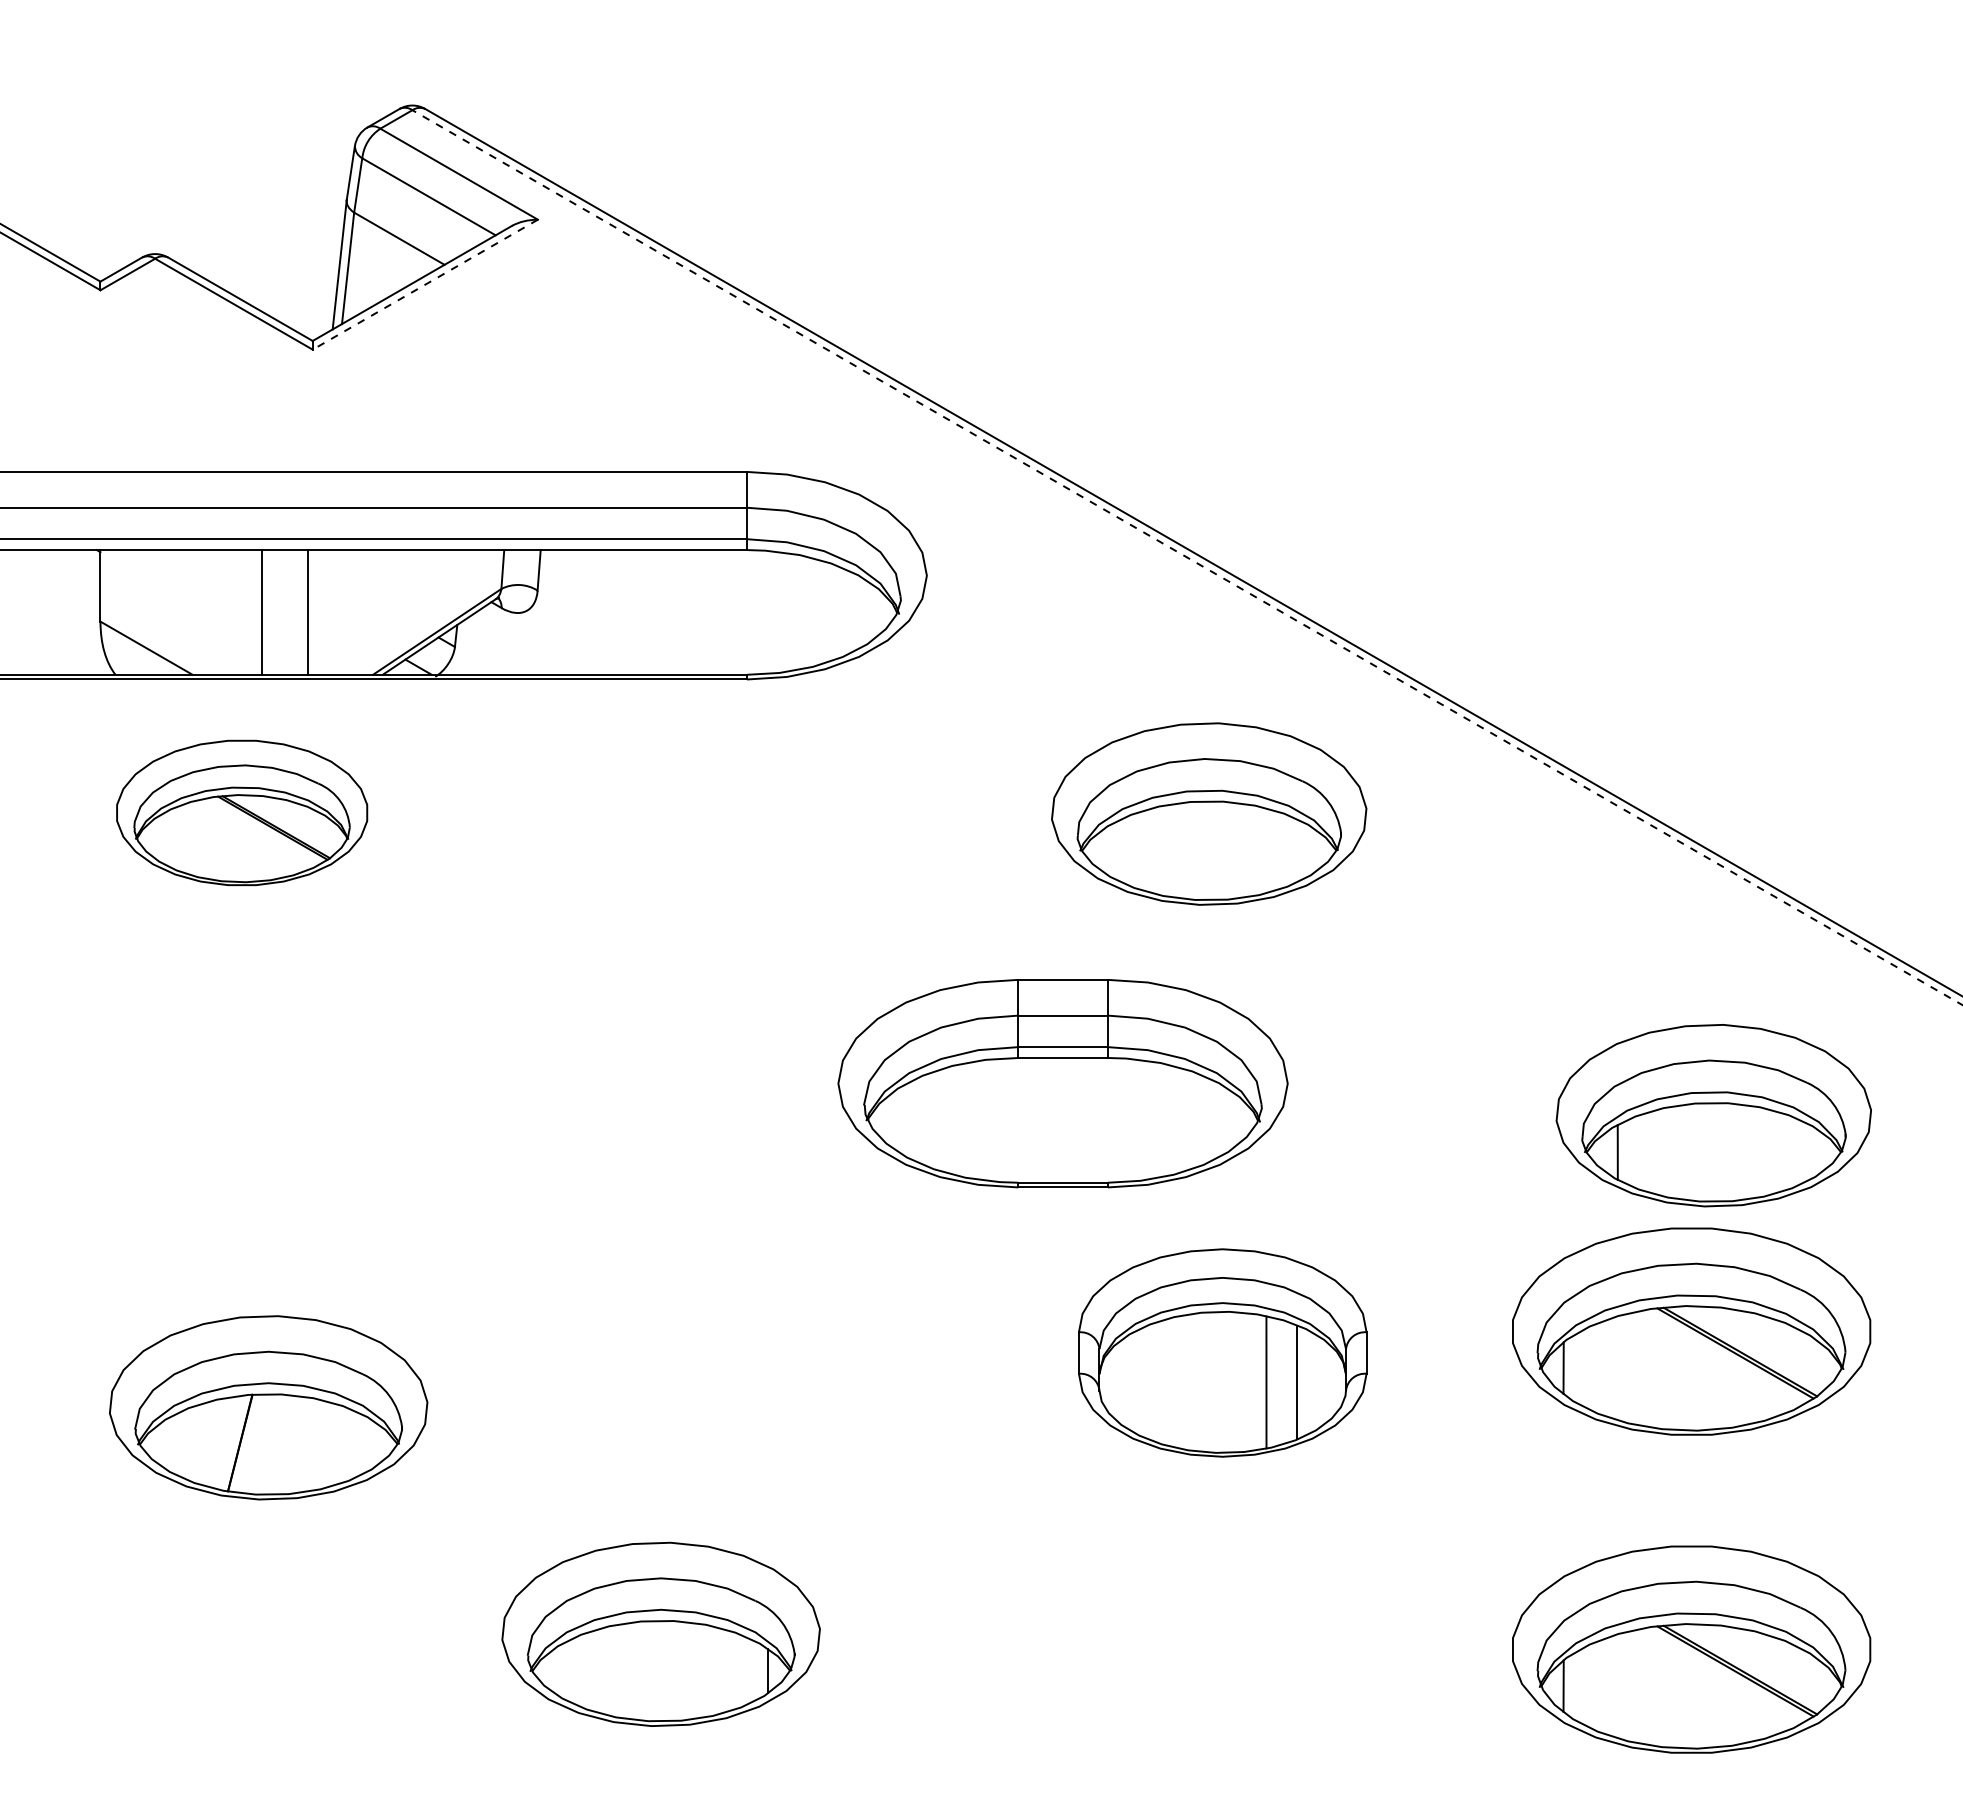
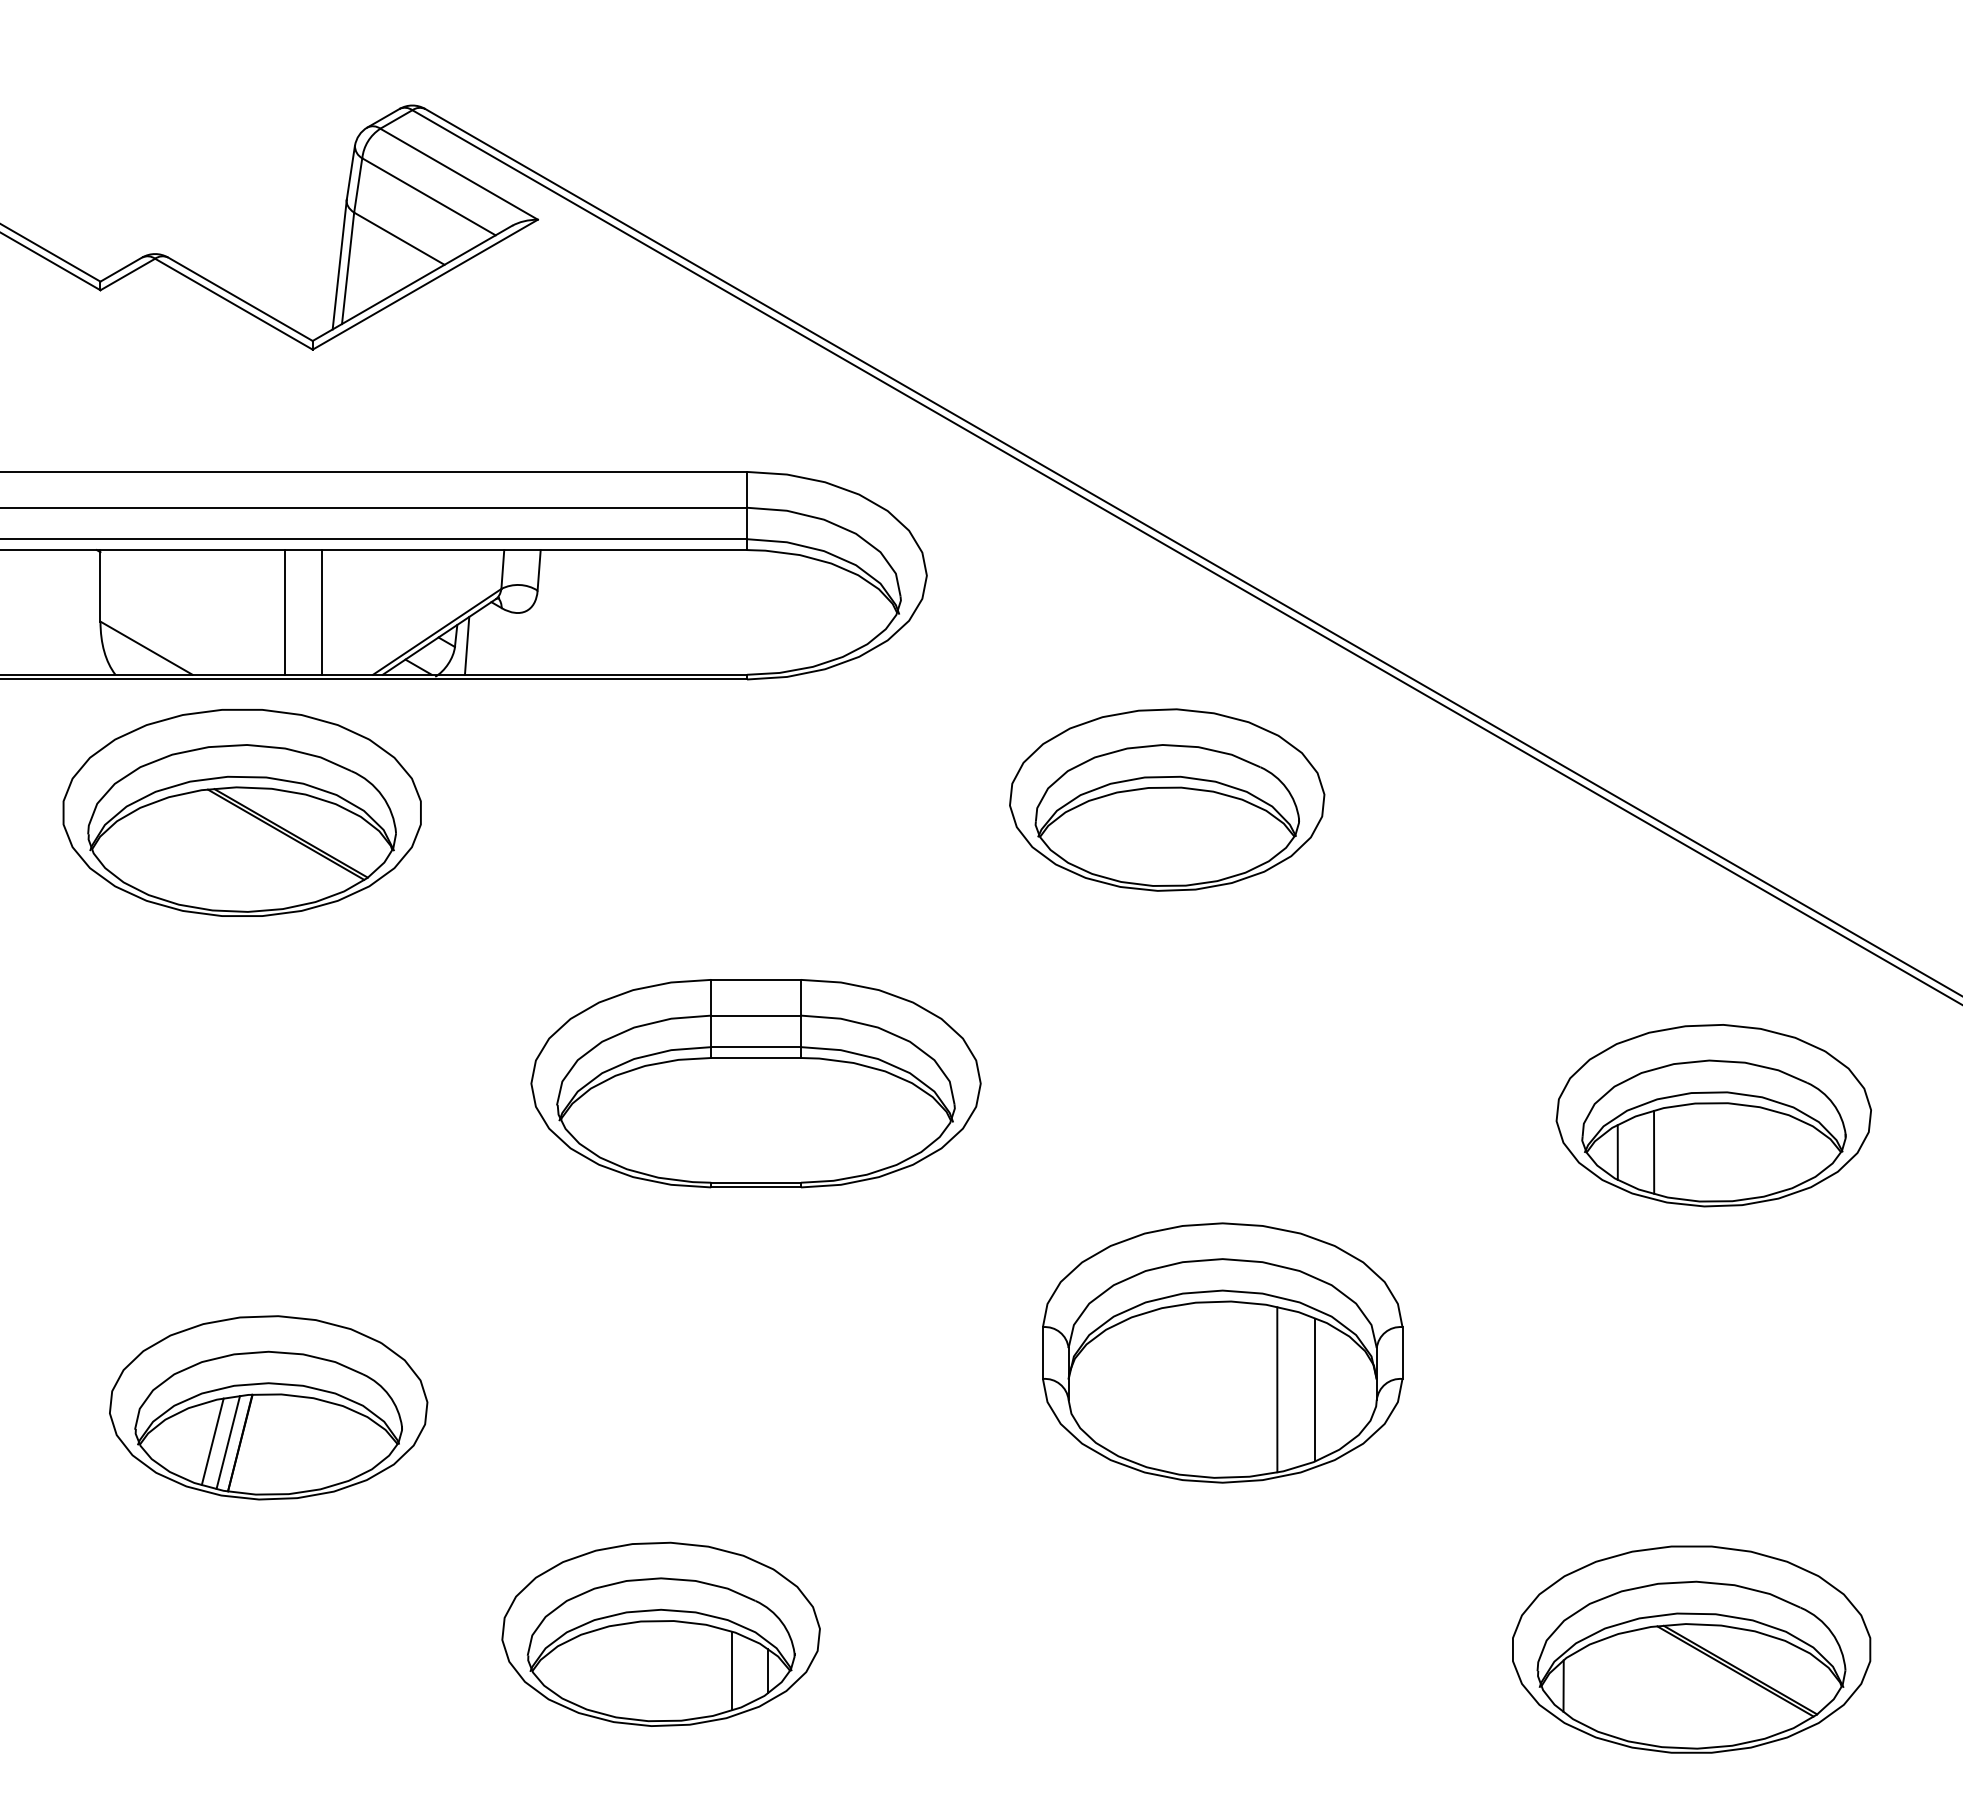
line: dashed -> solid (424, 284)
line: dashed -> solid (1187, 557)
line position: (262, 612) -> (285, 612) (285, 612)
line position: (307, 612) -> (321, 612) (321, 612)
line: none -> present (466, 645)
part size: 253x148 px -> 360x208 px (241, 812)
part position: (1209, 813) -> (1167, 799) (1167, 799)
part position: (1062, 1083) -> (755, 1083) (755, 1083)
line: none -> present (1654, 1151)
part: present -> none (1691, 1331)
part size: 290x210 px -> 362x262 px (1222, 1352)
line: none -> present (212, 1441)
line: none -> present (228, 1442)
line: none -> present (731, 1670)
